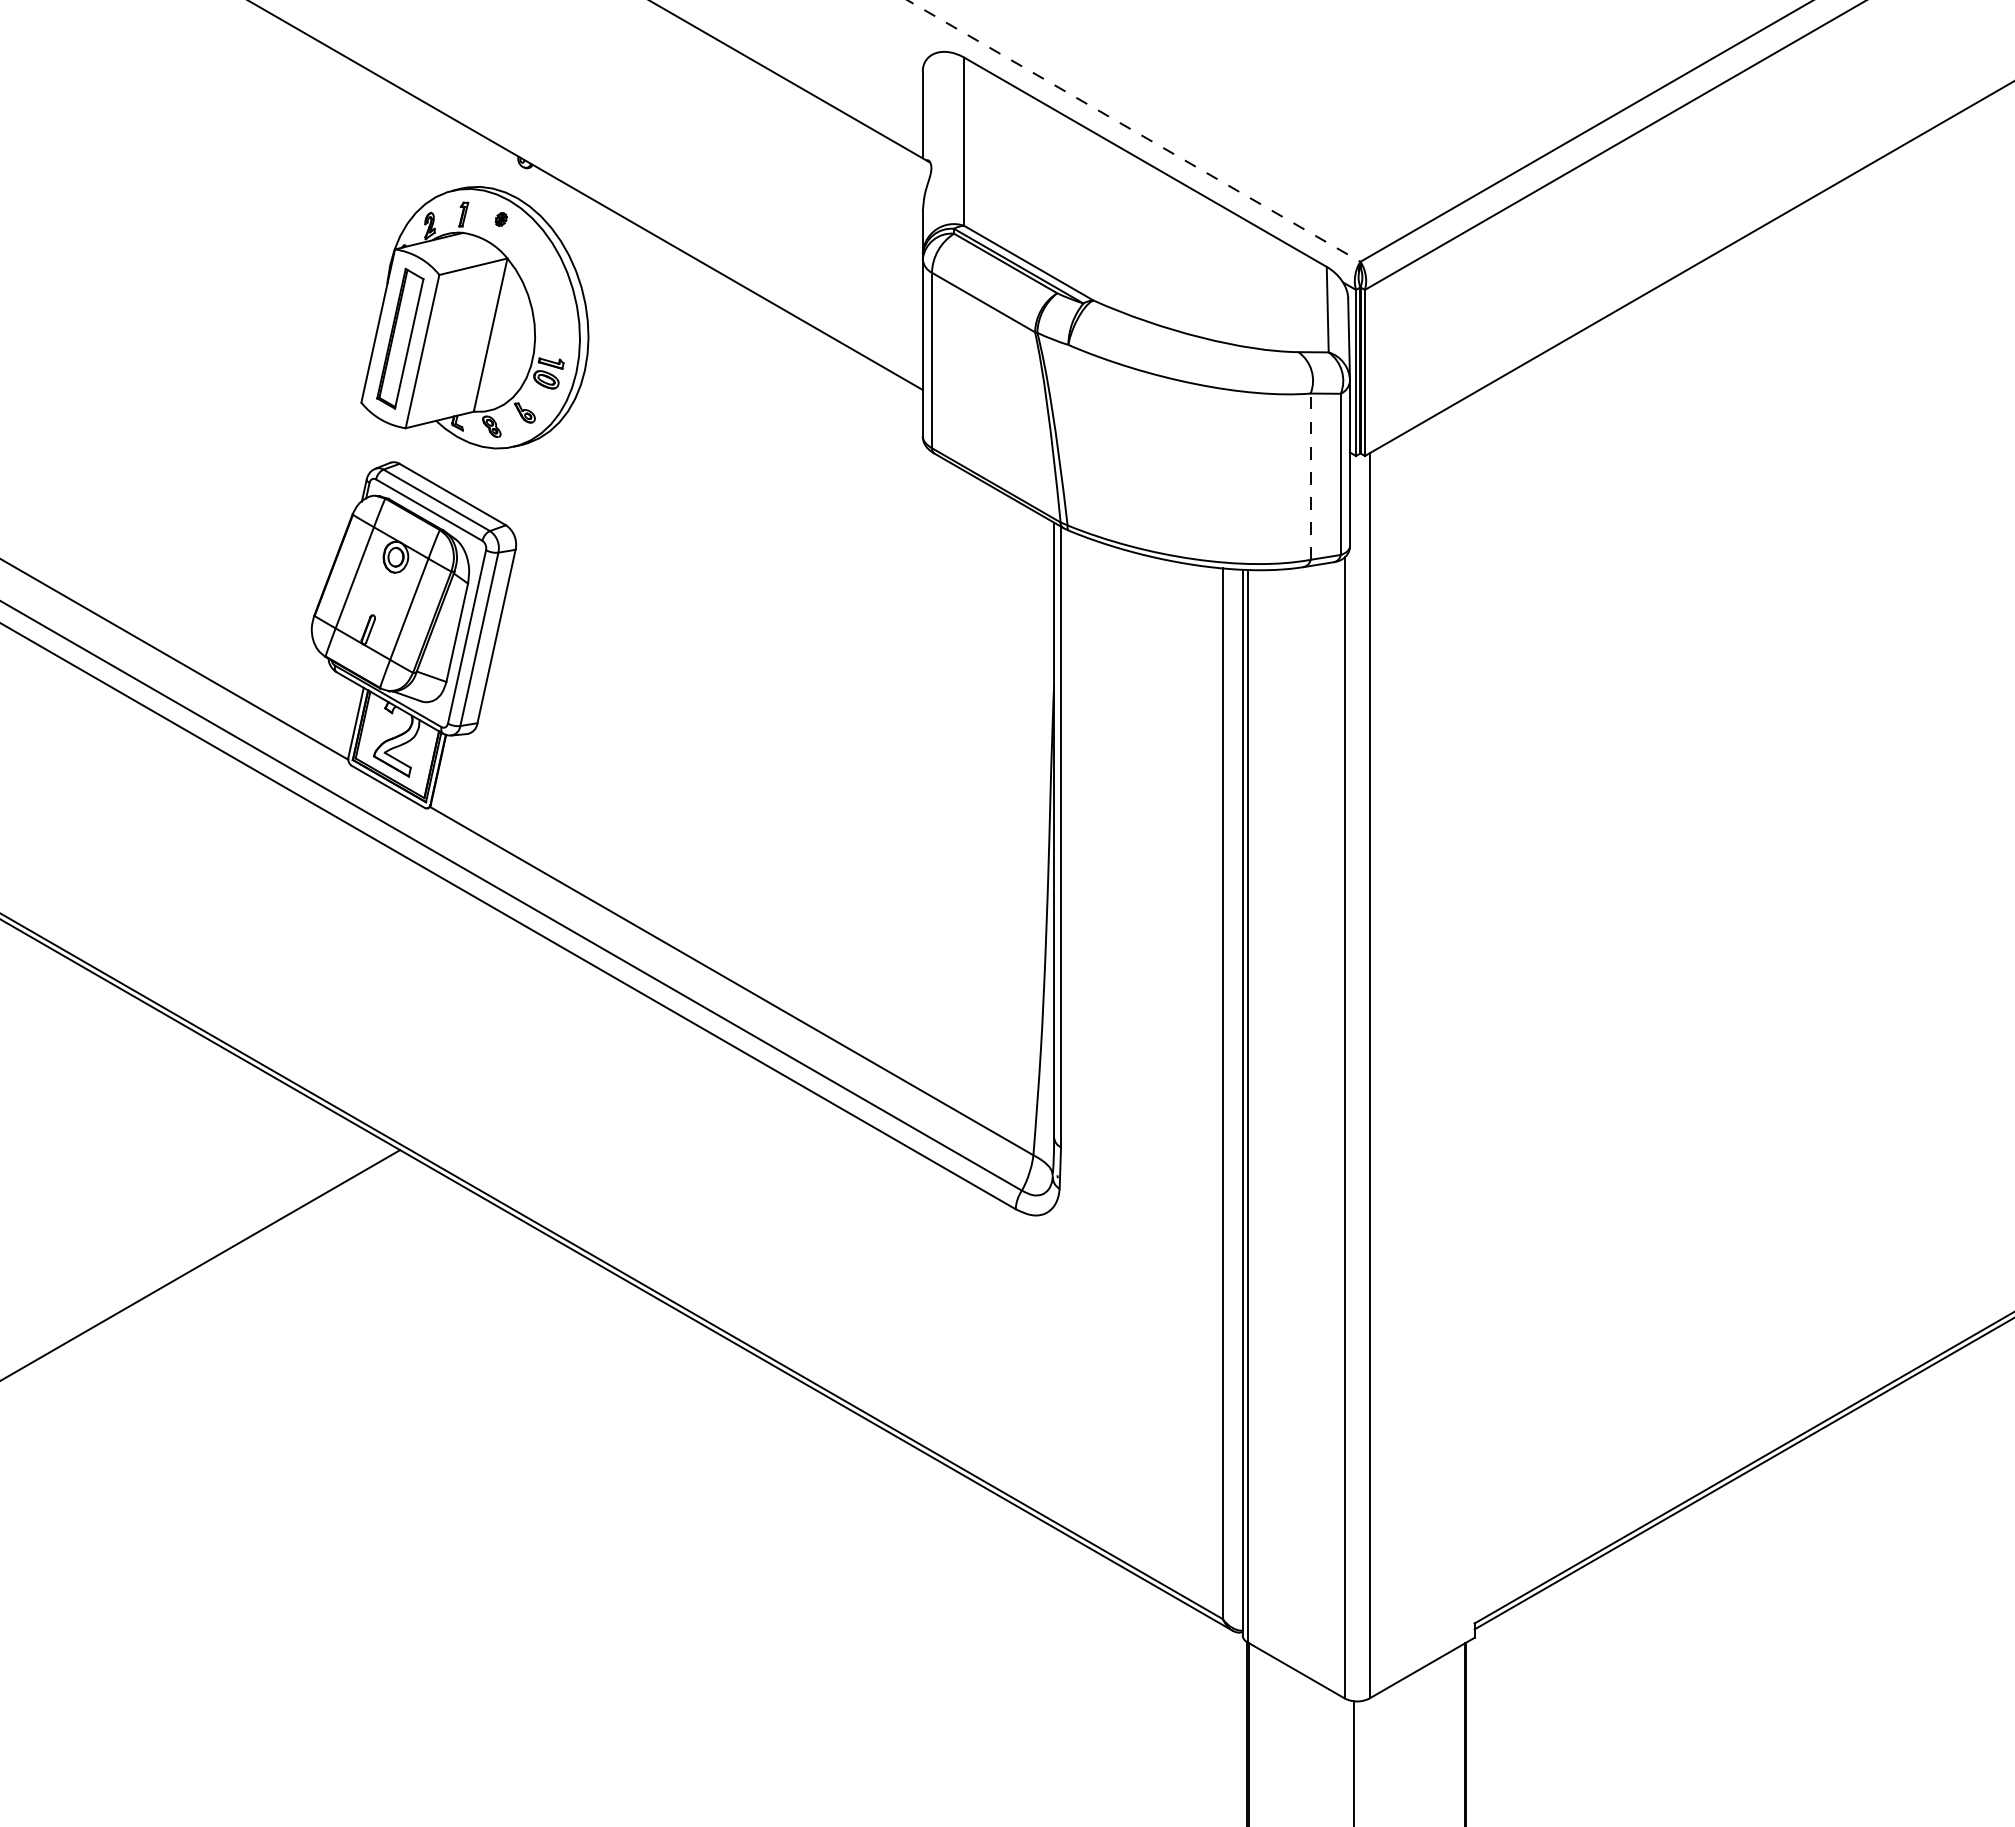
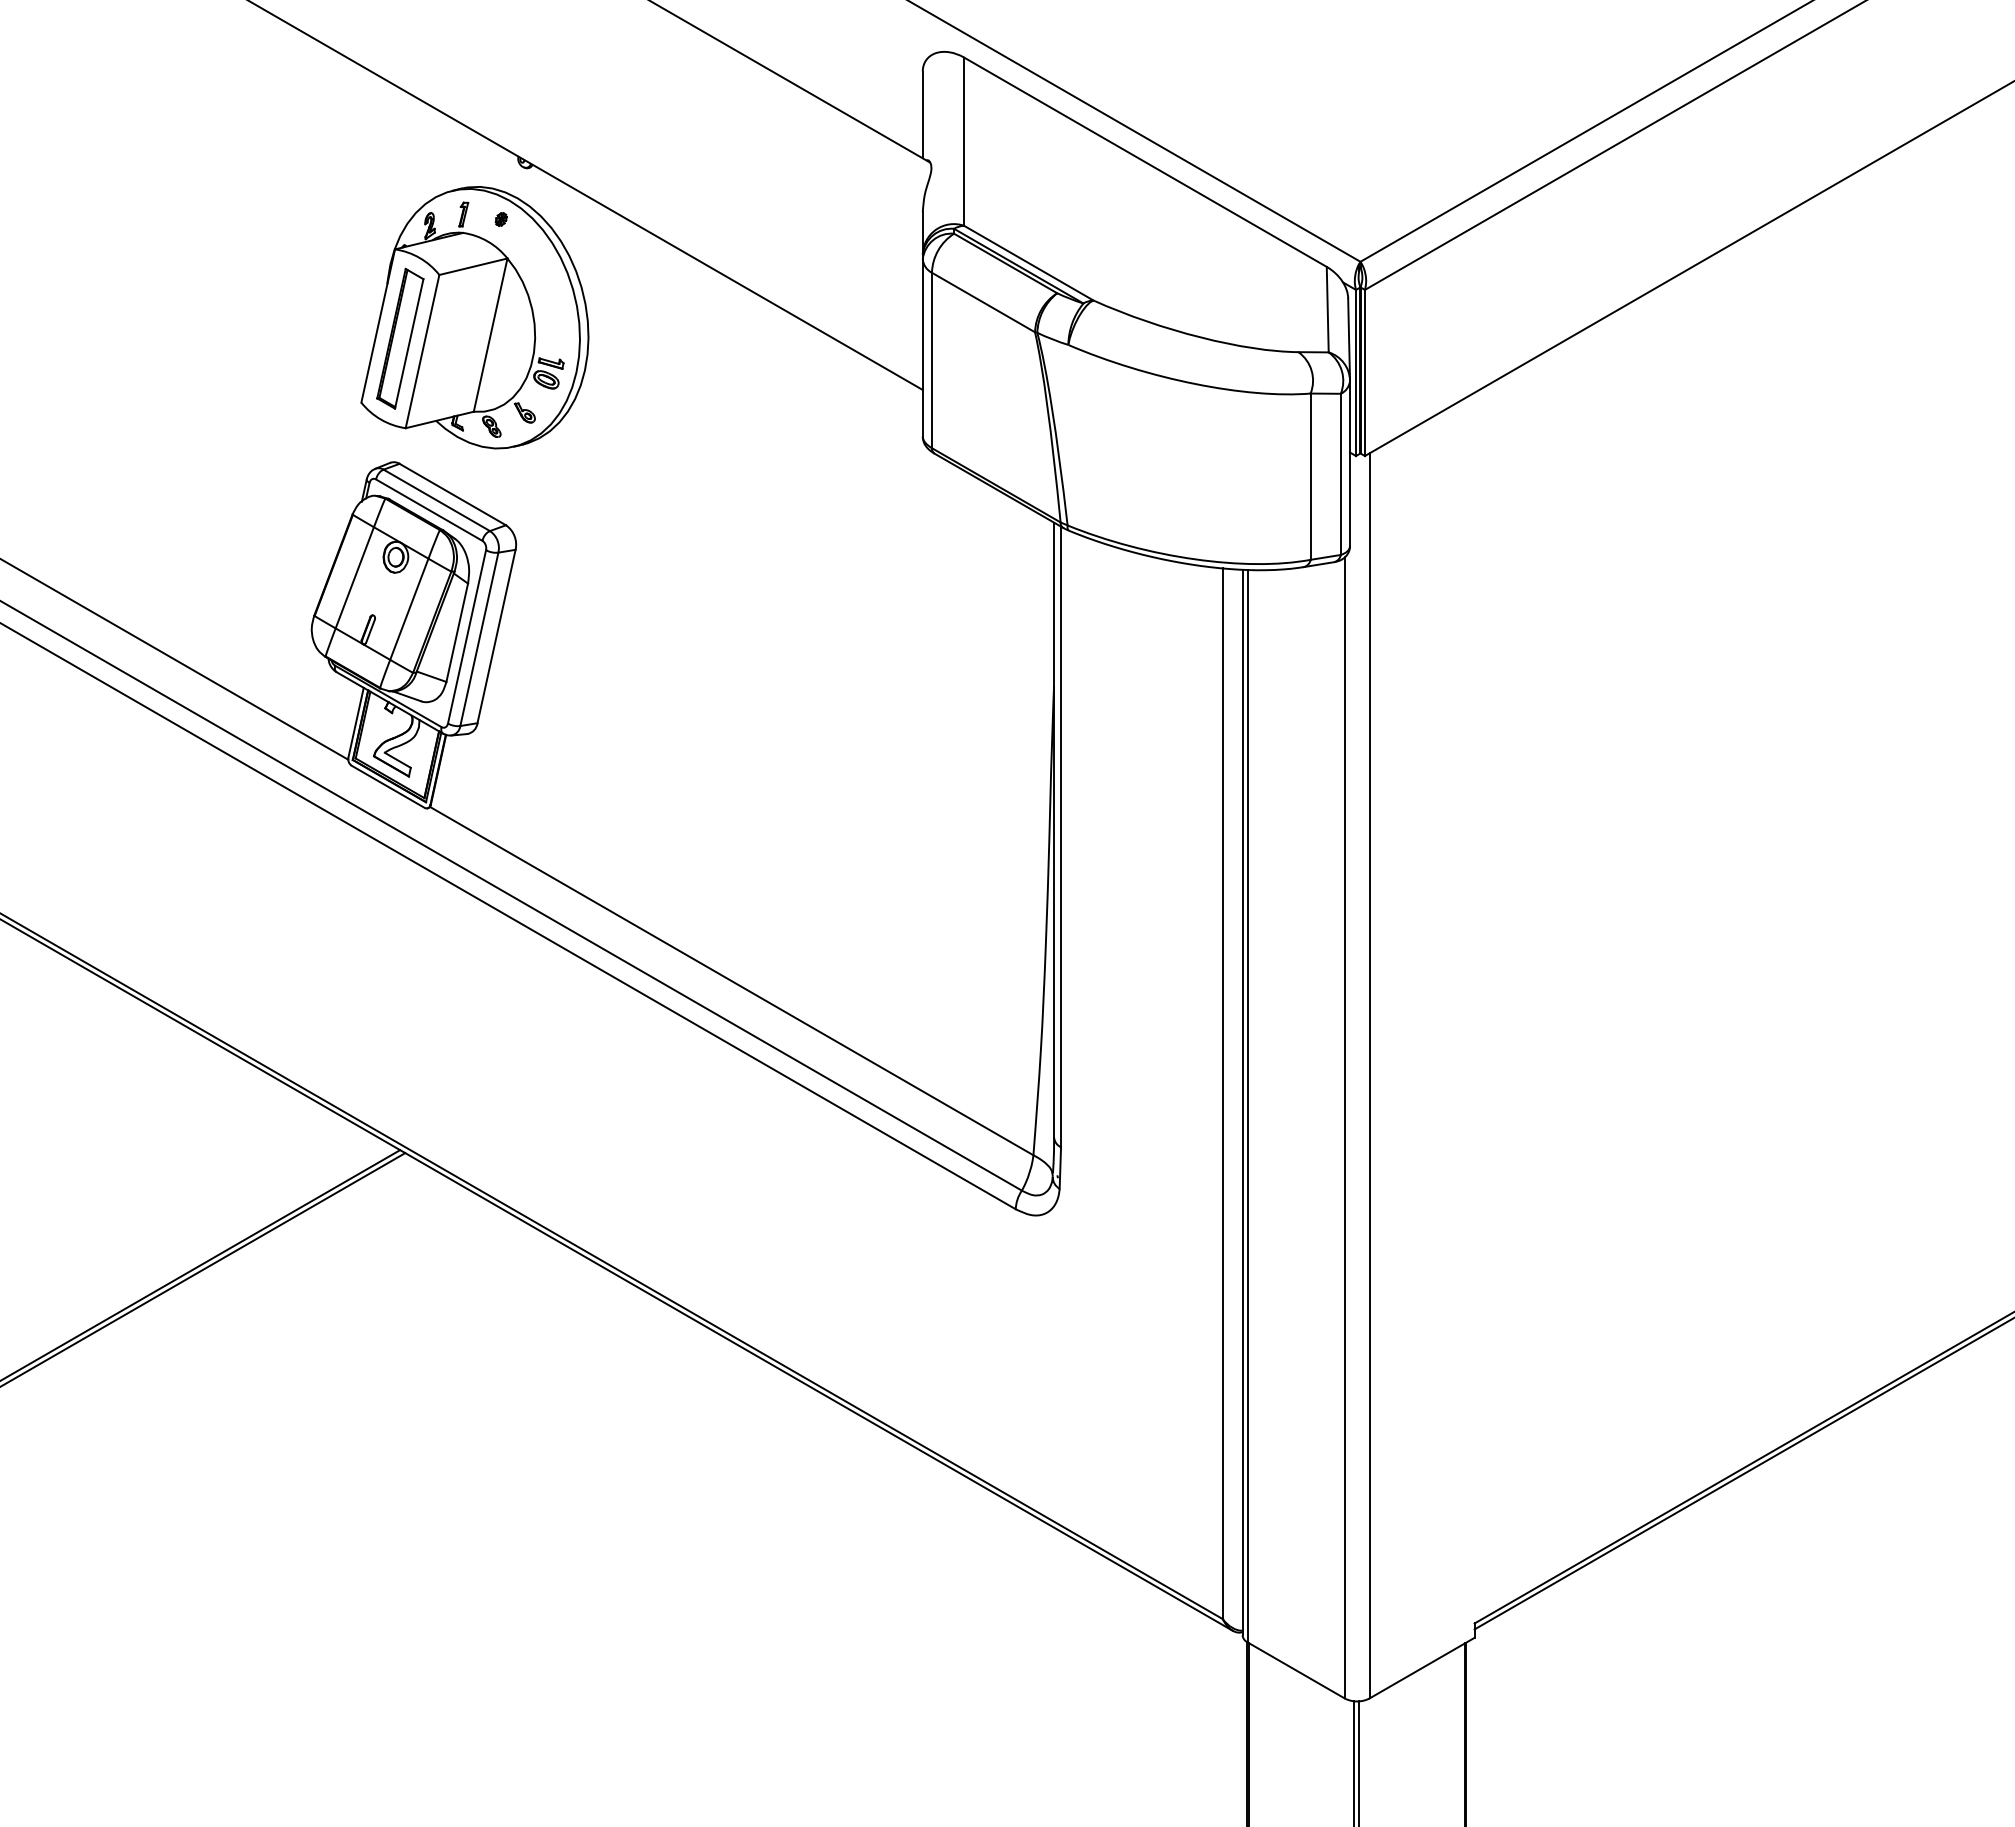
line: dashed -> solid (1134, 131)
line: dashed -> solid (1310, 476)
line: none -> present (203, 1269)
line: none -> present (1359, 1762)
